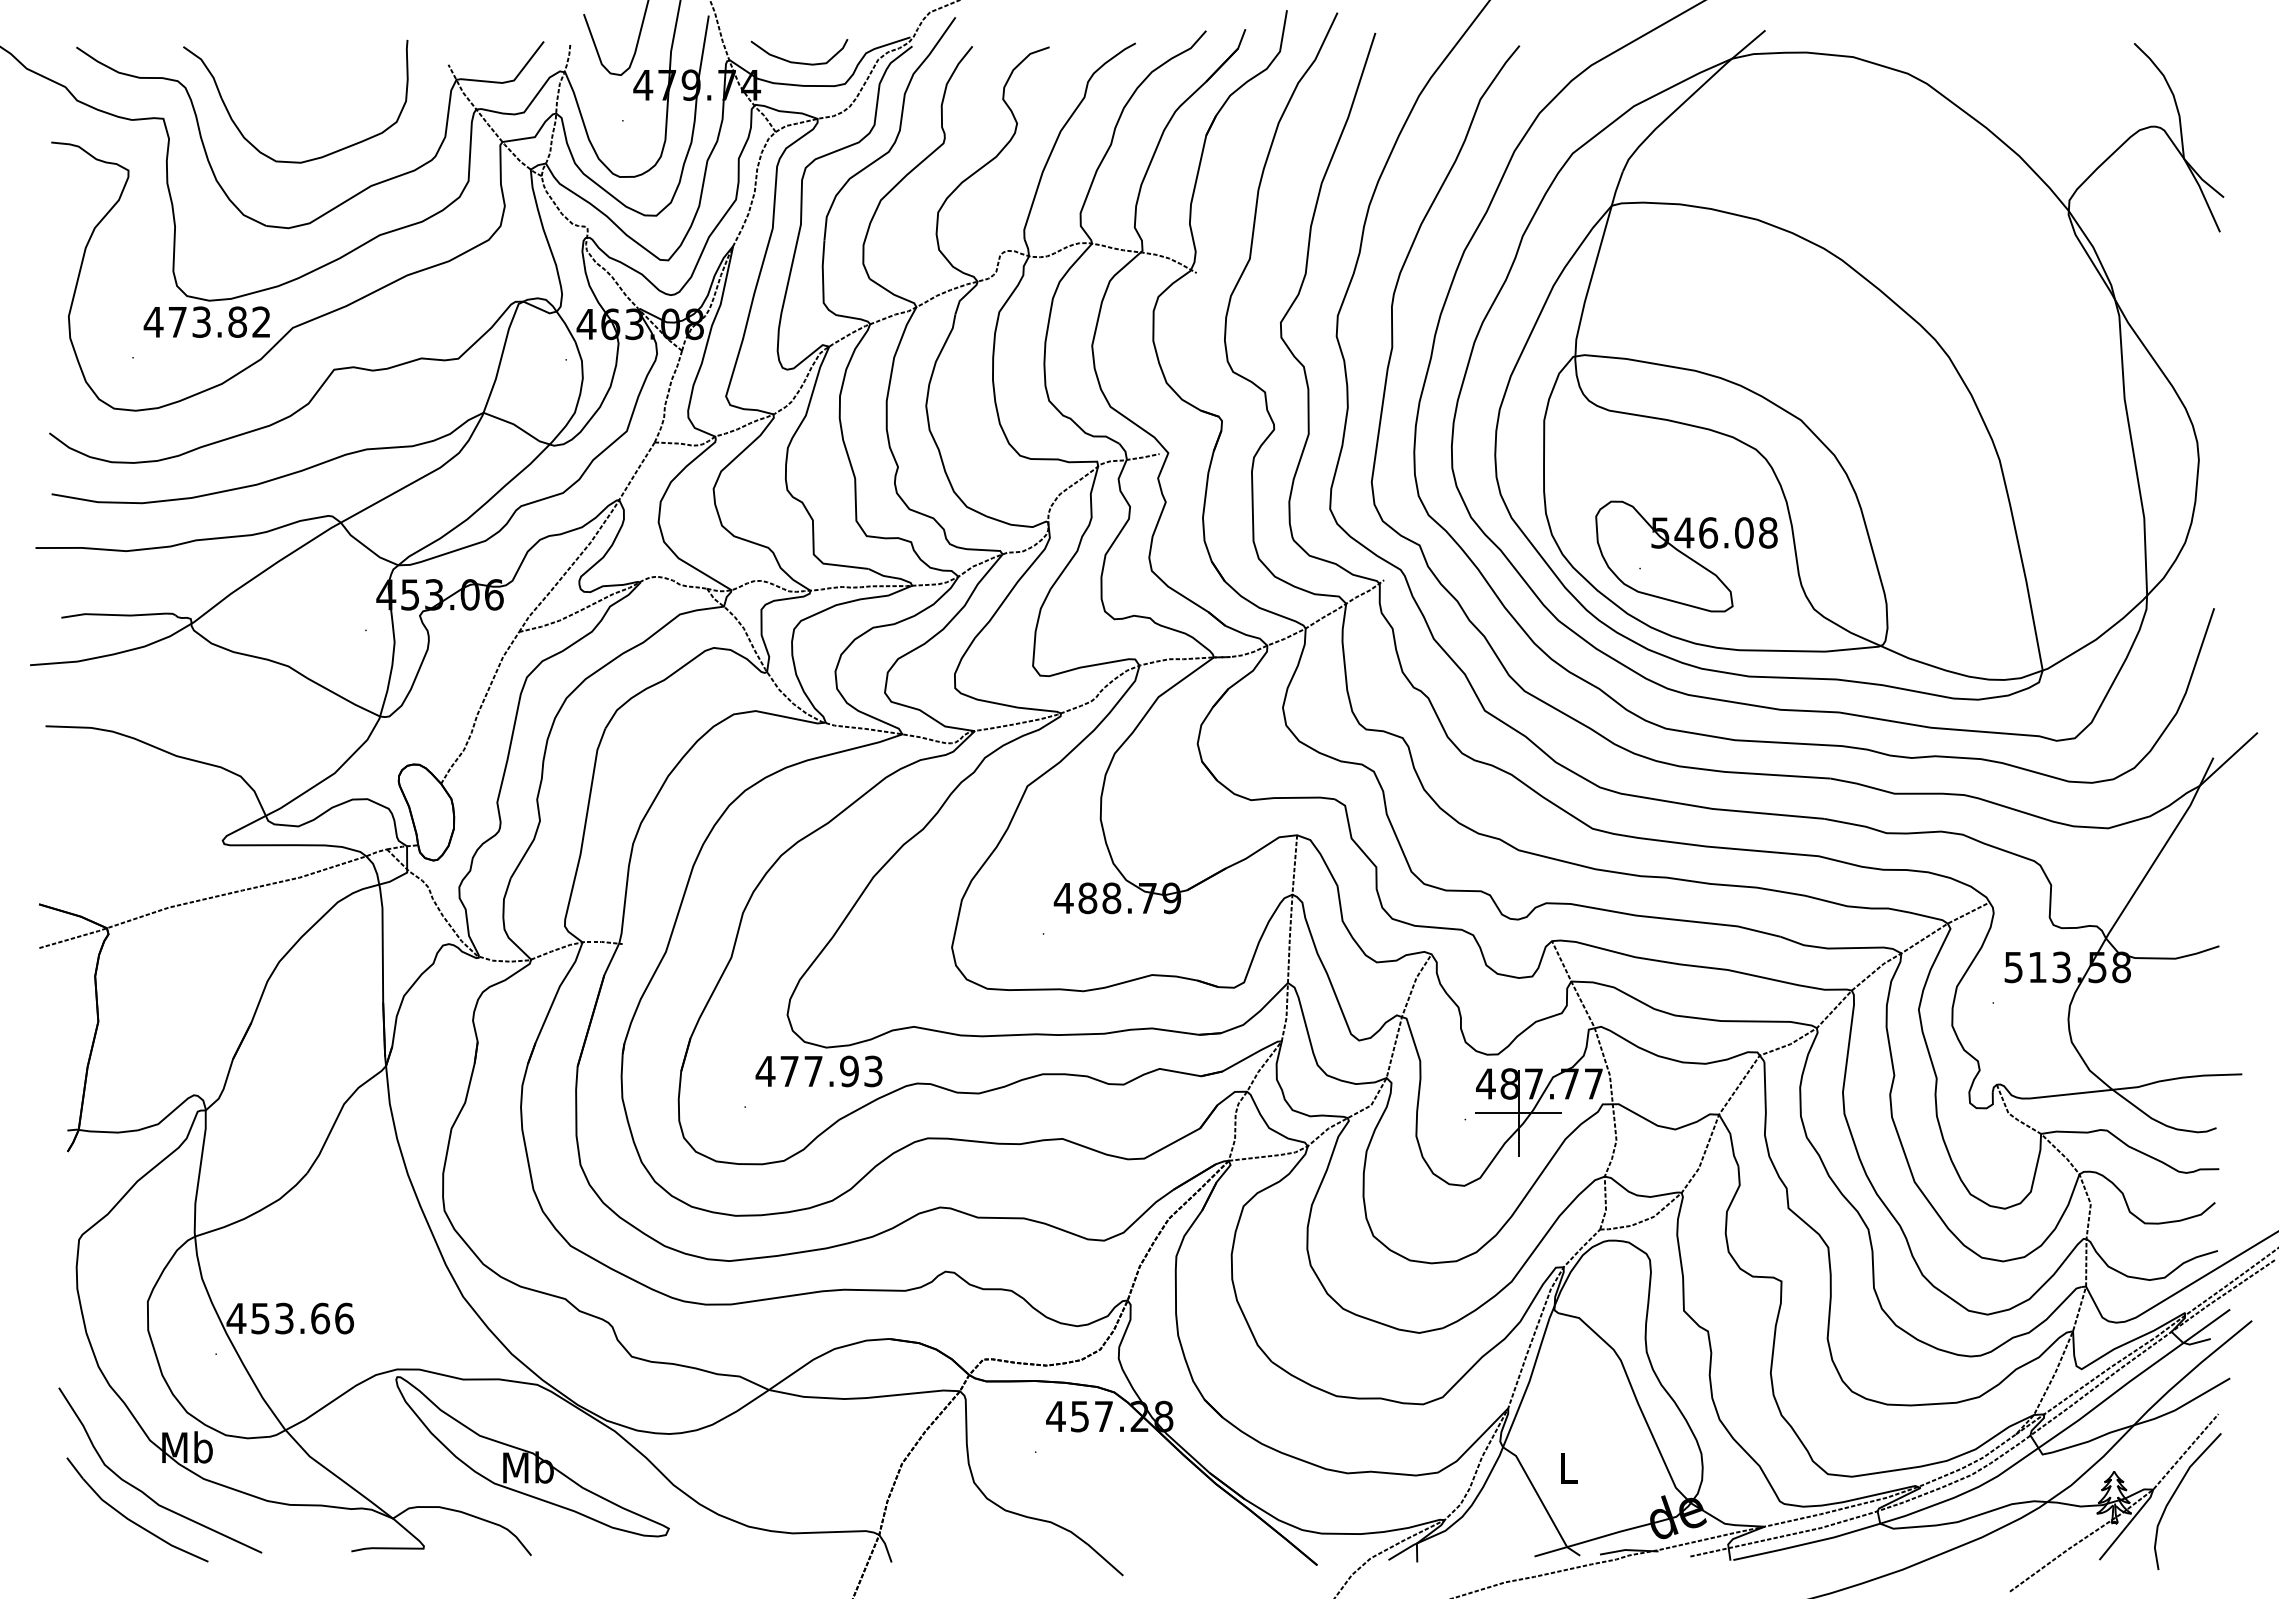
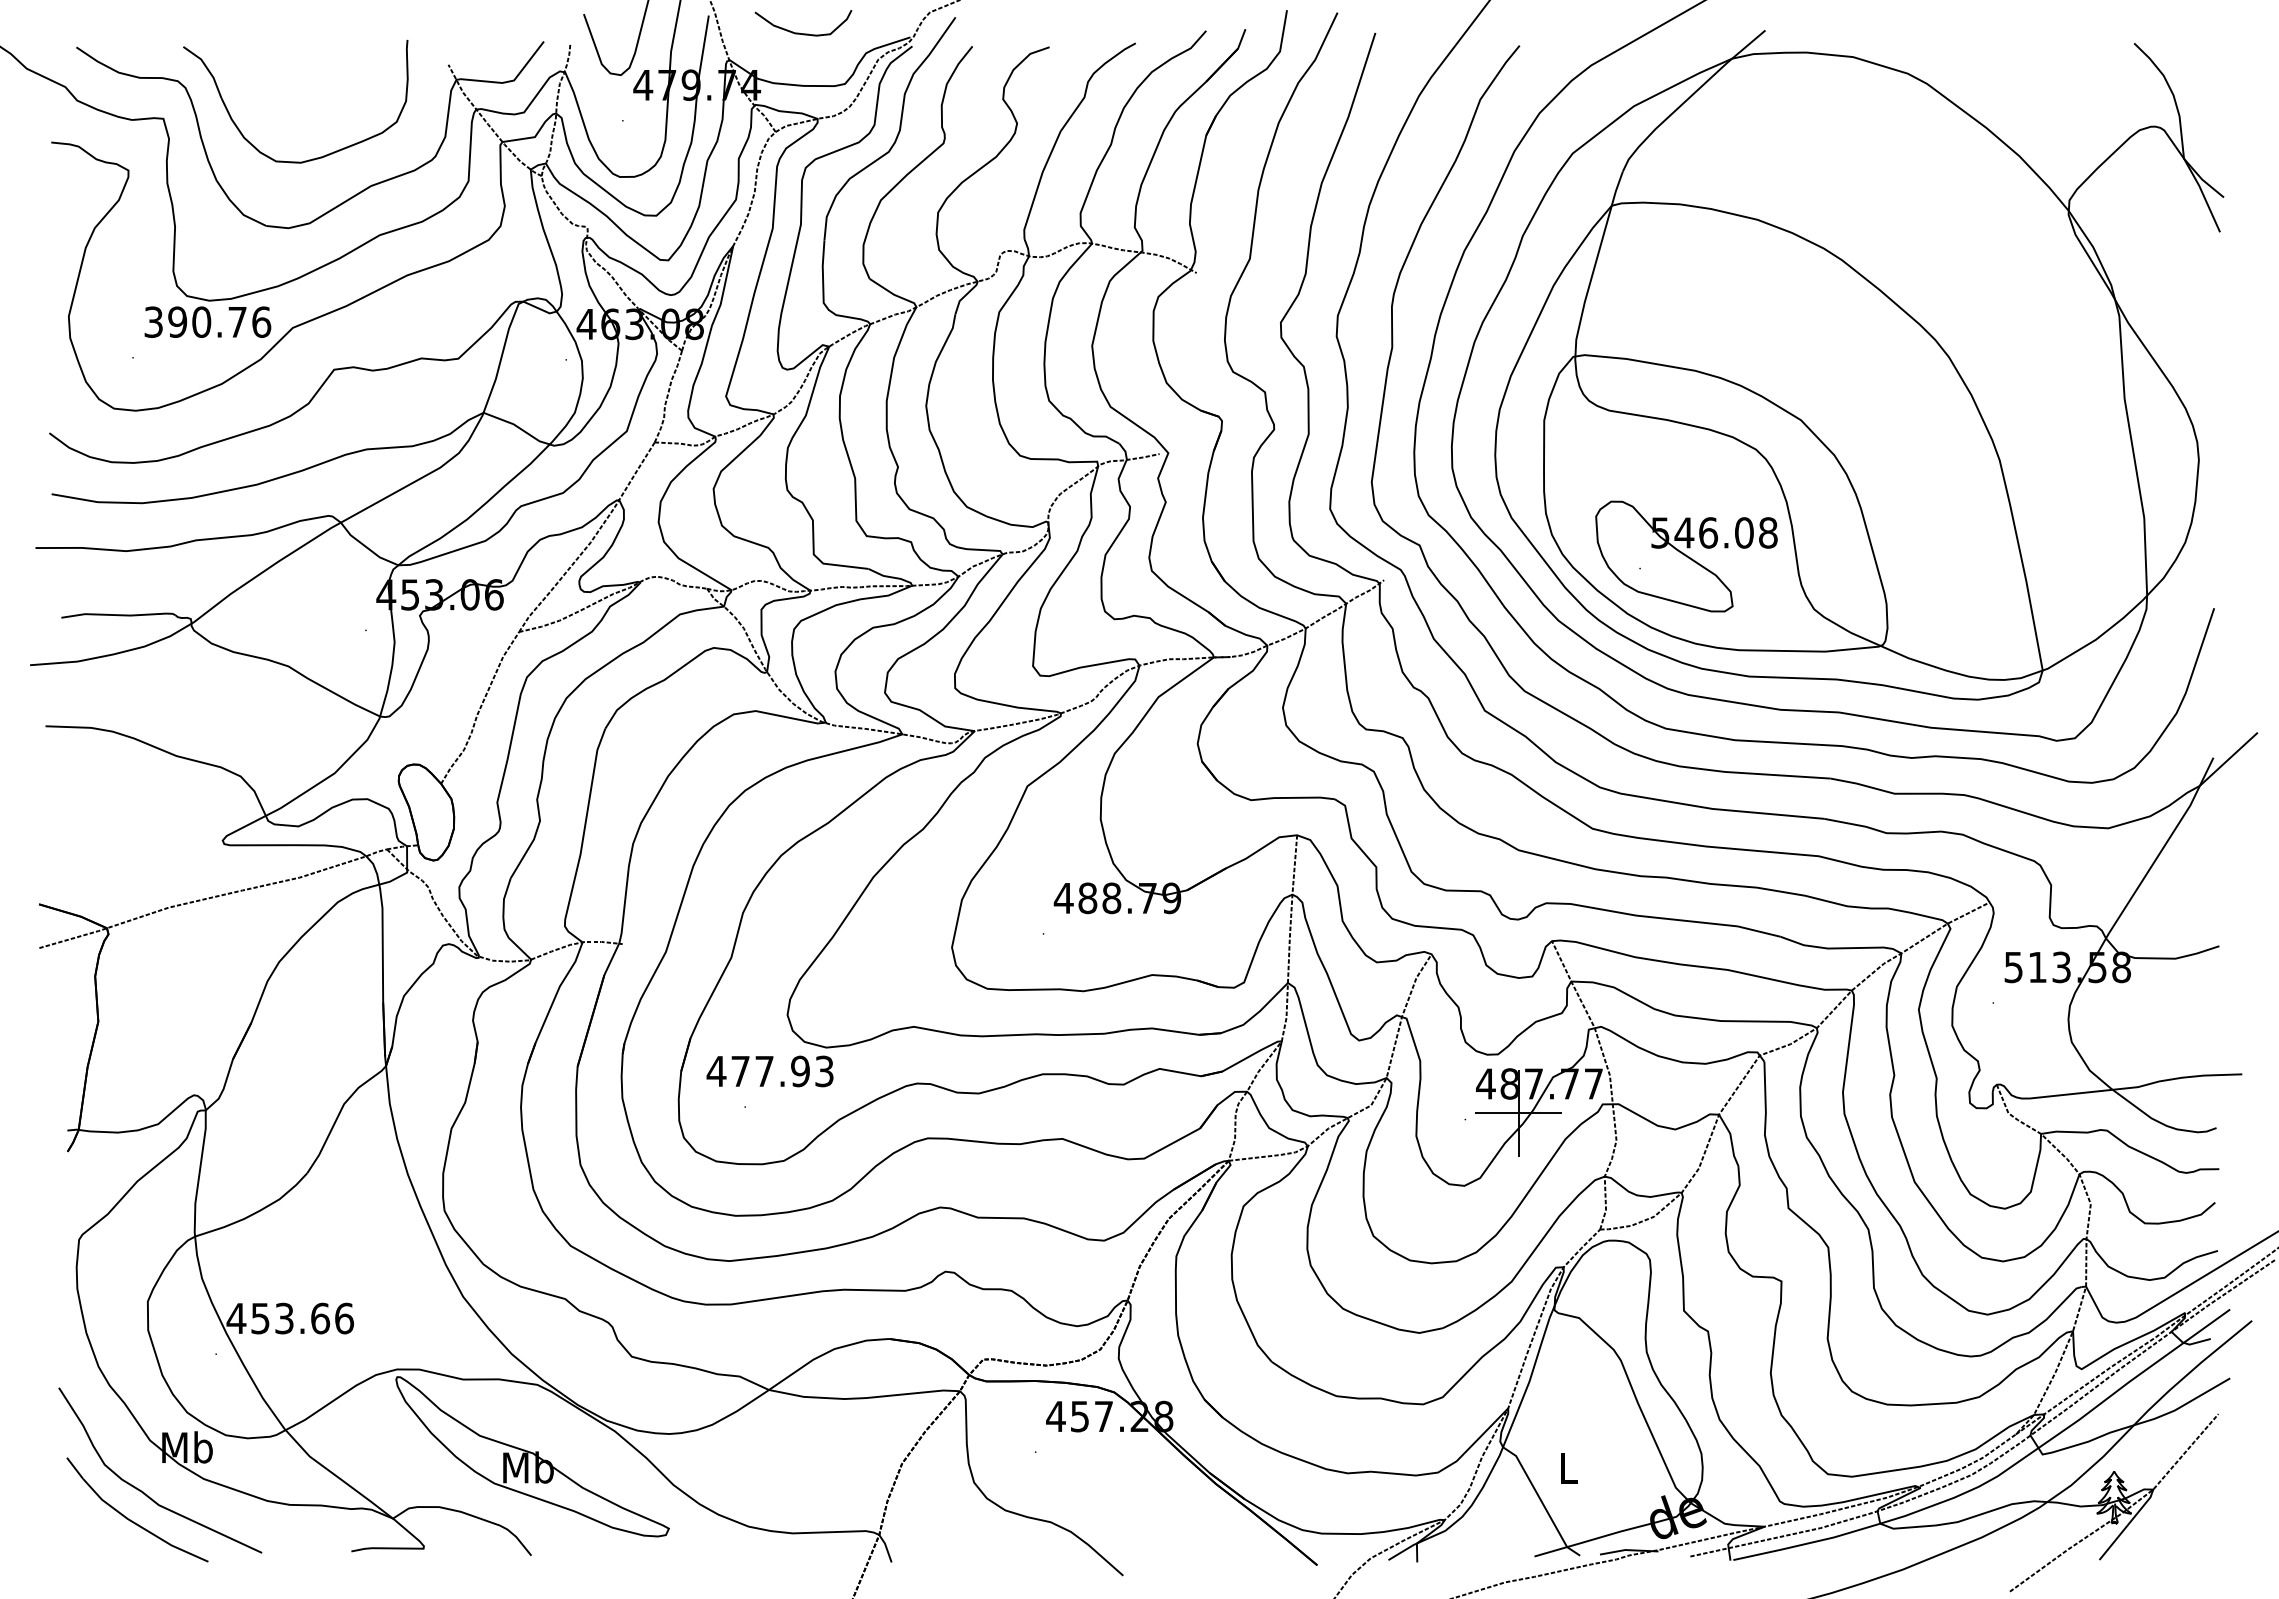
curve position: (795, 61) -> (799, 32) (799, 32)
text: 473.82 -> 390.76 (207, 321)
text position: (818, 1071) -> (769, 1071) (769, 1071)
curve: present -> none (2175, 1493)
